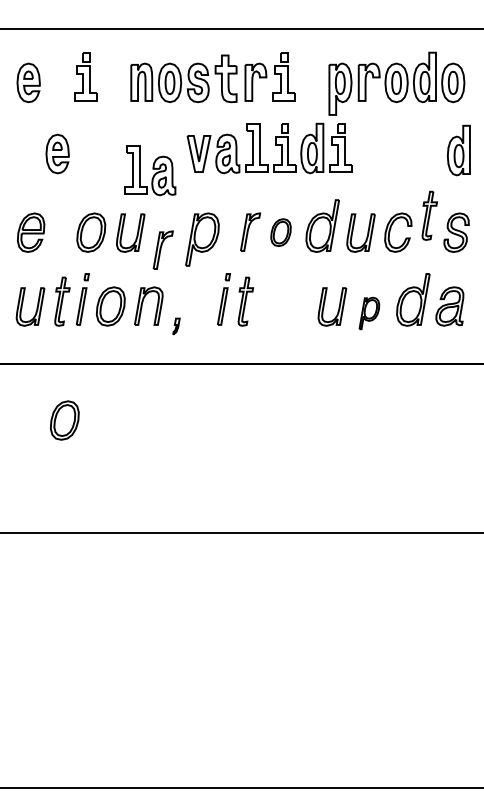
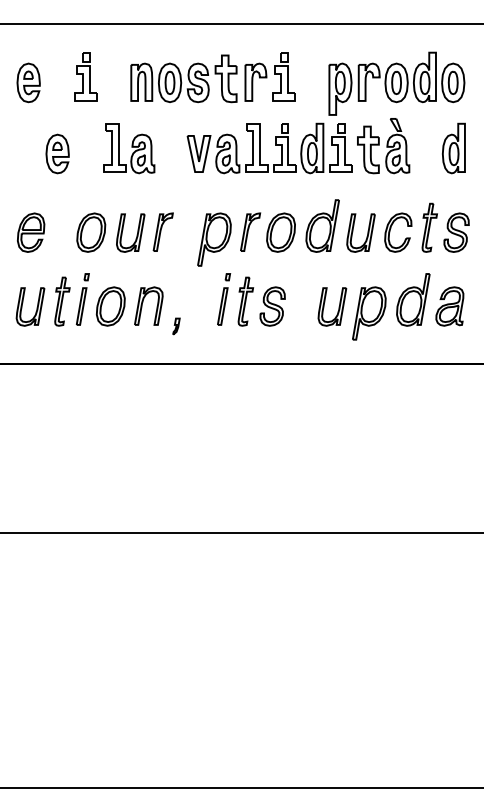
line position: (241, 29) -> (241, 24) (241, 24)
part: none -> present (383, 146)
part position: (458, 150) -> (453, 148) (453, 148)
part position: (150, 170) -> (129, 148) (129, 148)
part position: (429, 215) -> (429, 227) (429, 227)
part size: 22x29 px -> 30x41 px (280, 232)
part position: (202, 239) -> (214, 239) (214, 239)
part position: (162, 249) -> (162, 231) (162, 231)
part: none -> present (272, 306)
part size: 23x35 px -> 35x55 px (369, 313)
part: present -> none (64, 420)
